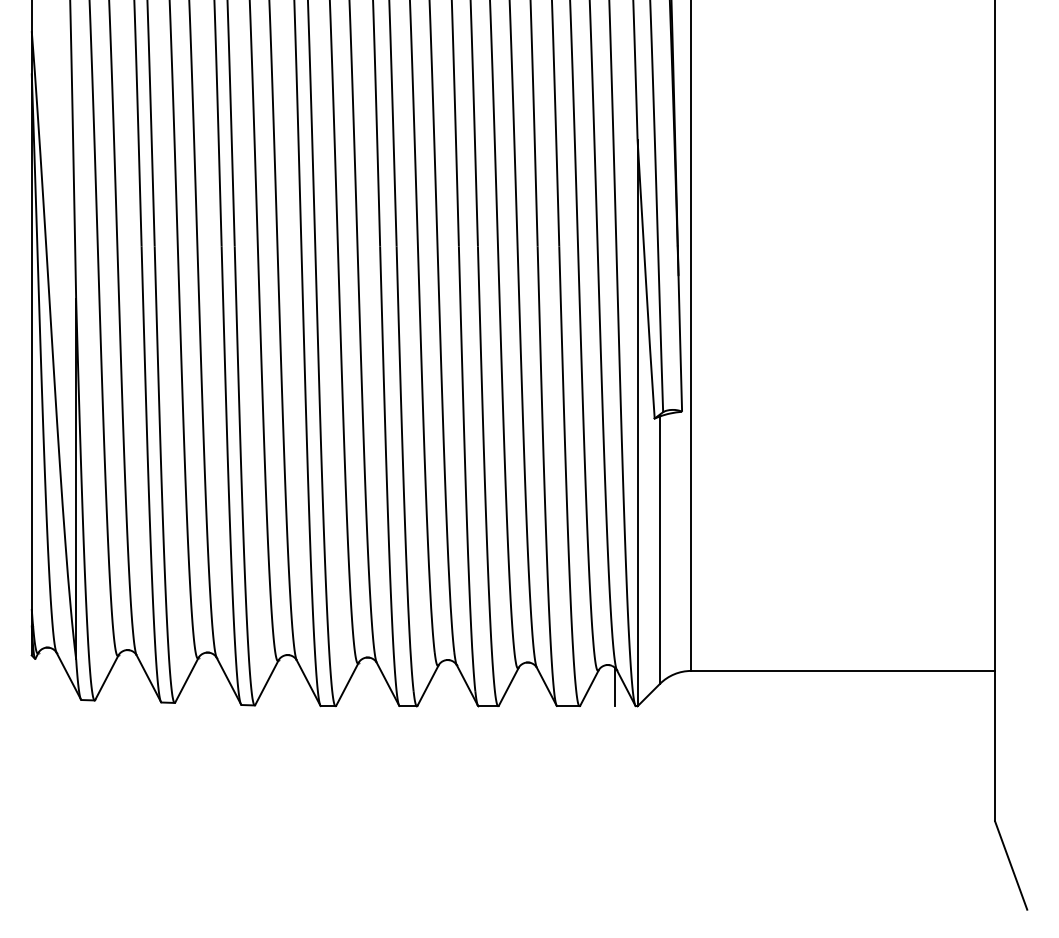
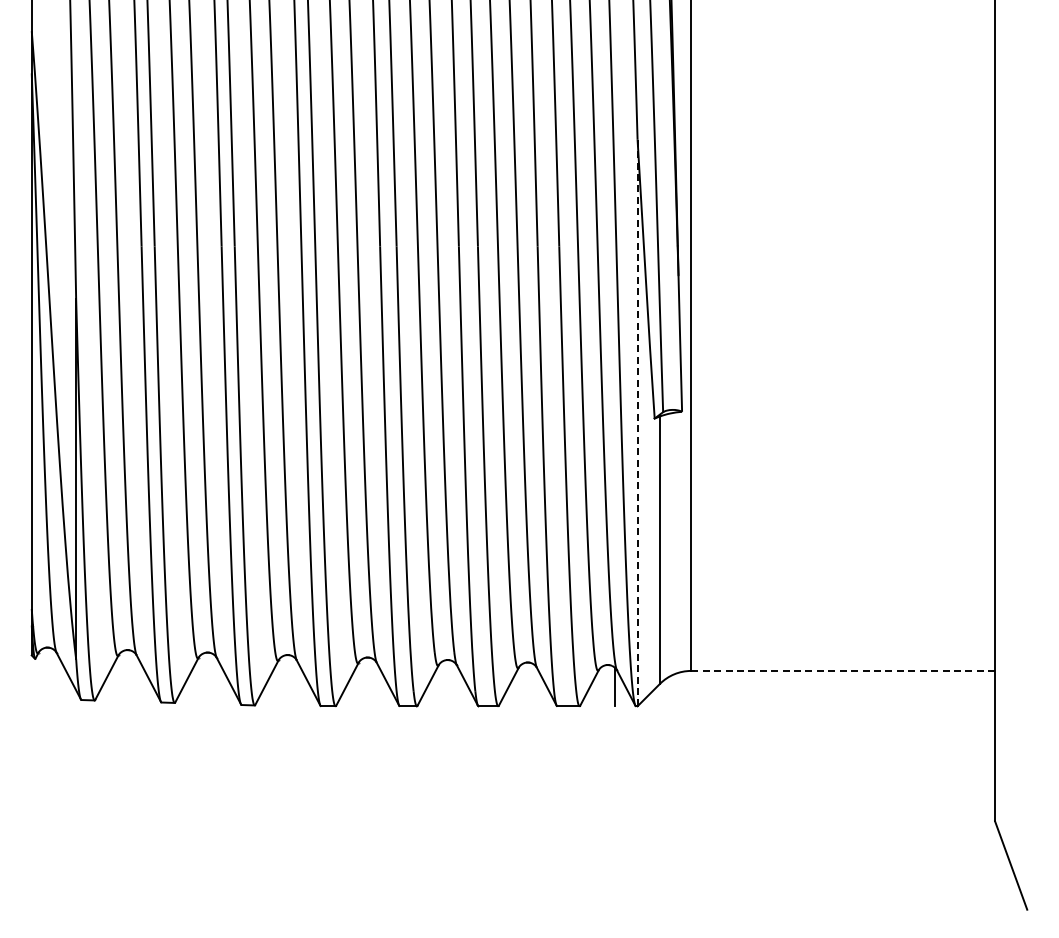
line: solid -> dashed (637, 423)
line: solid -> dashed (843, 670)
